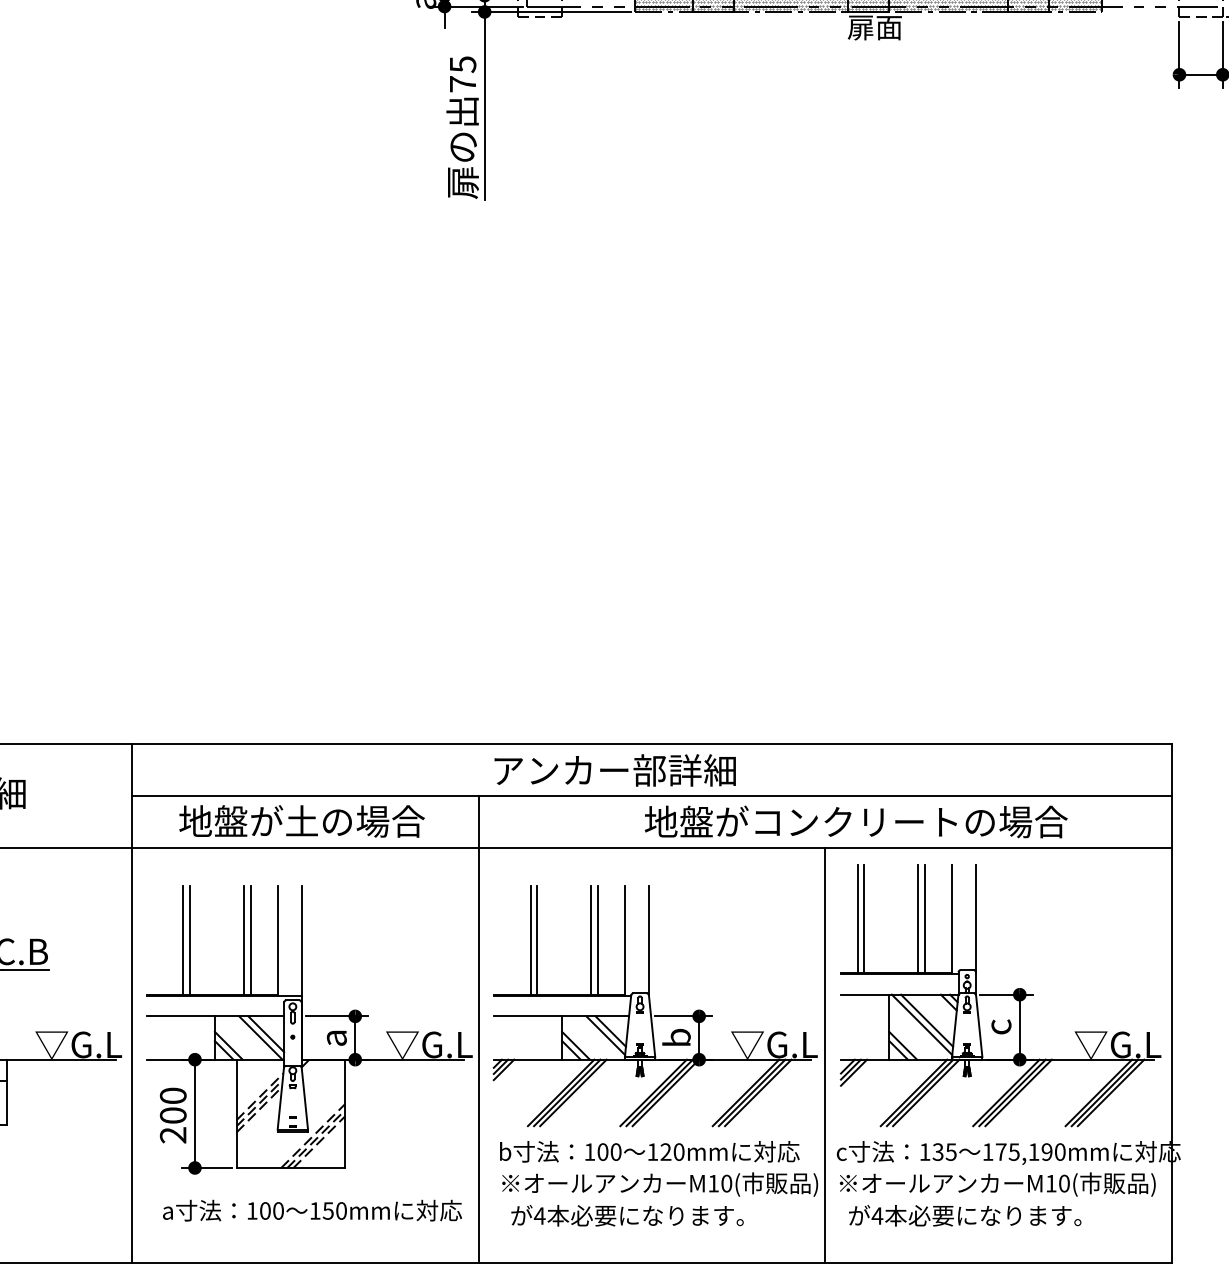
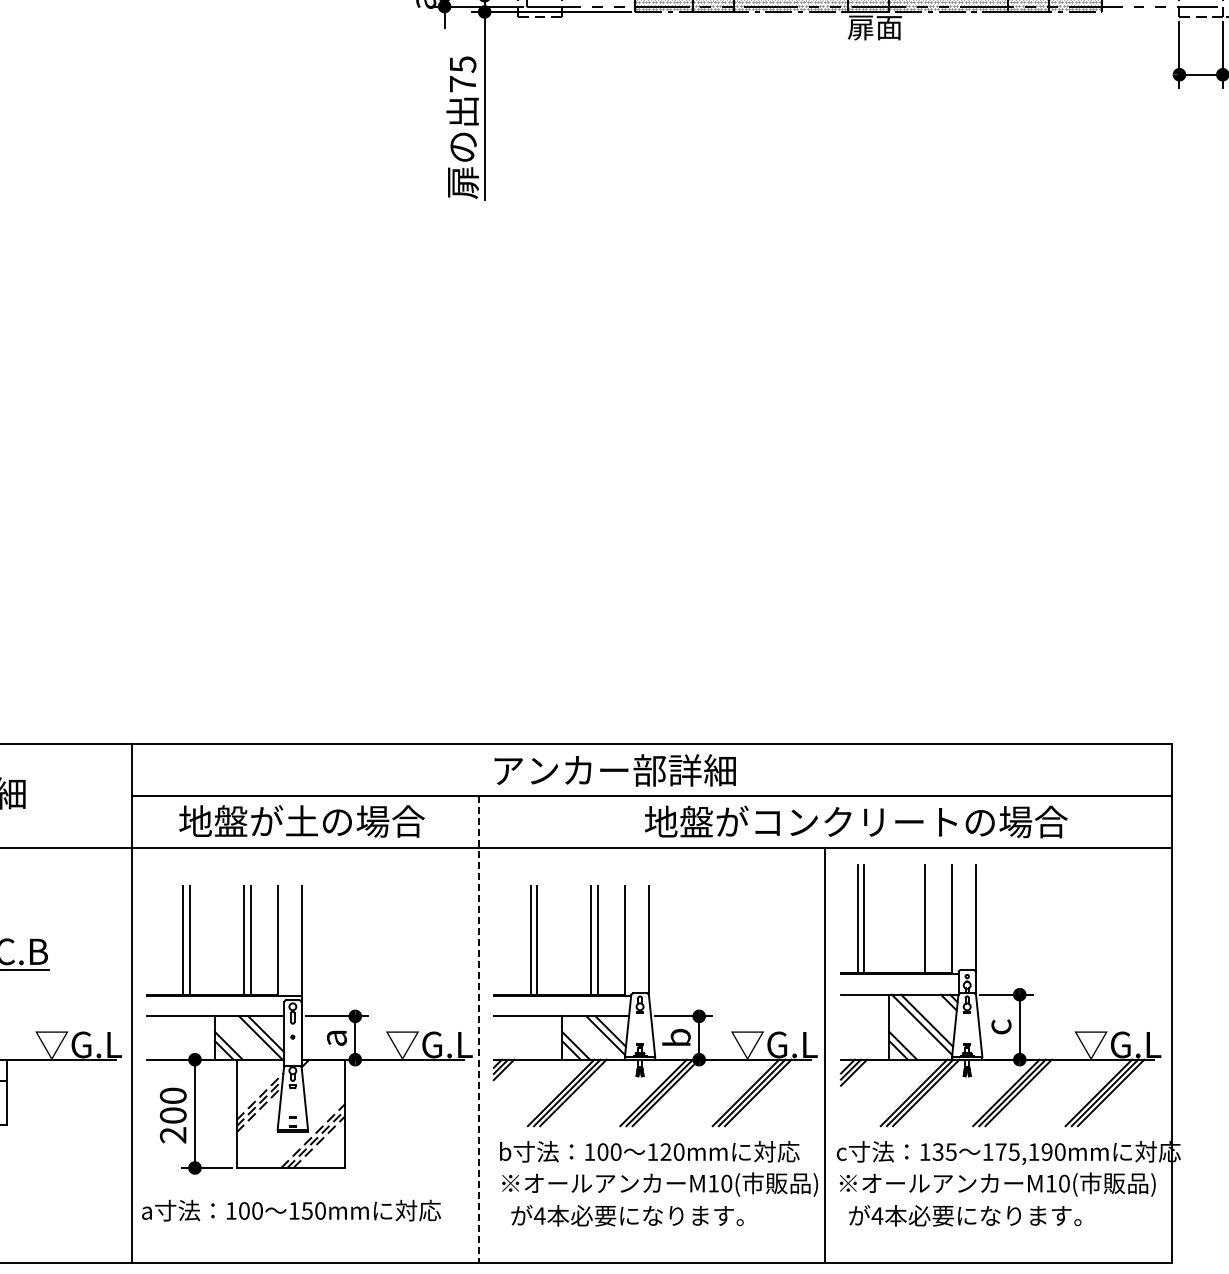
line: present -> none (918, 918)
line: solid -> dashed (478, 1029)
text position: (312, 1210) -> (291, 1210) (291, 1210)
